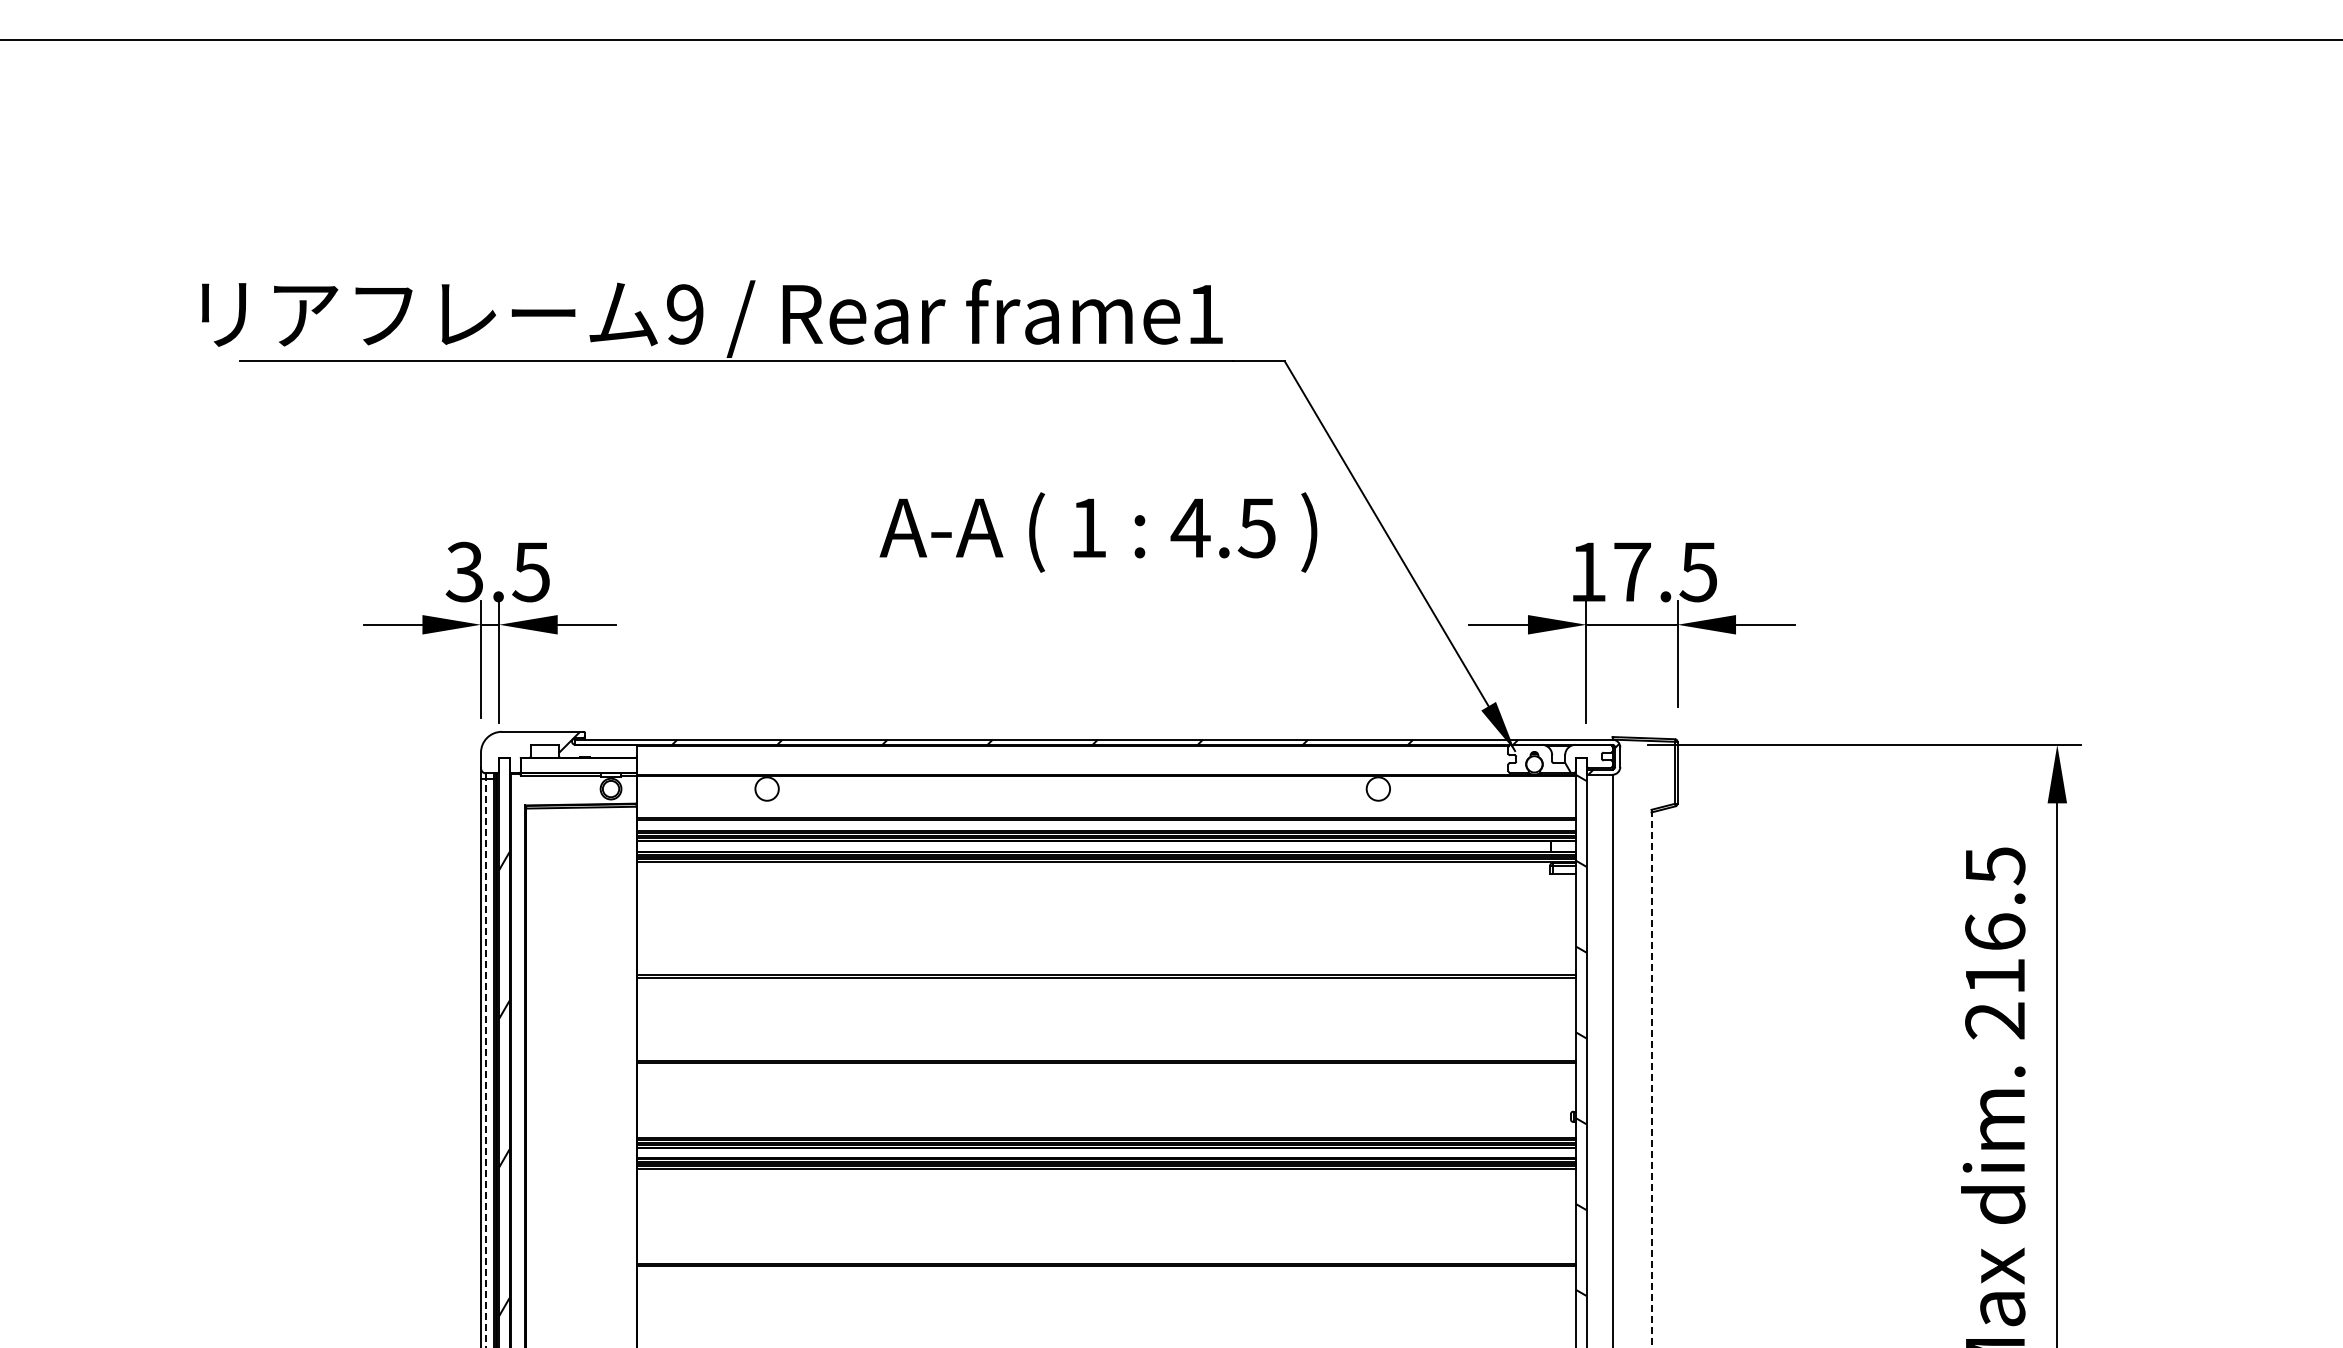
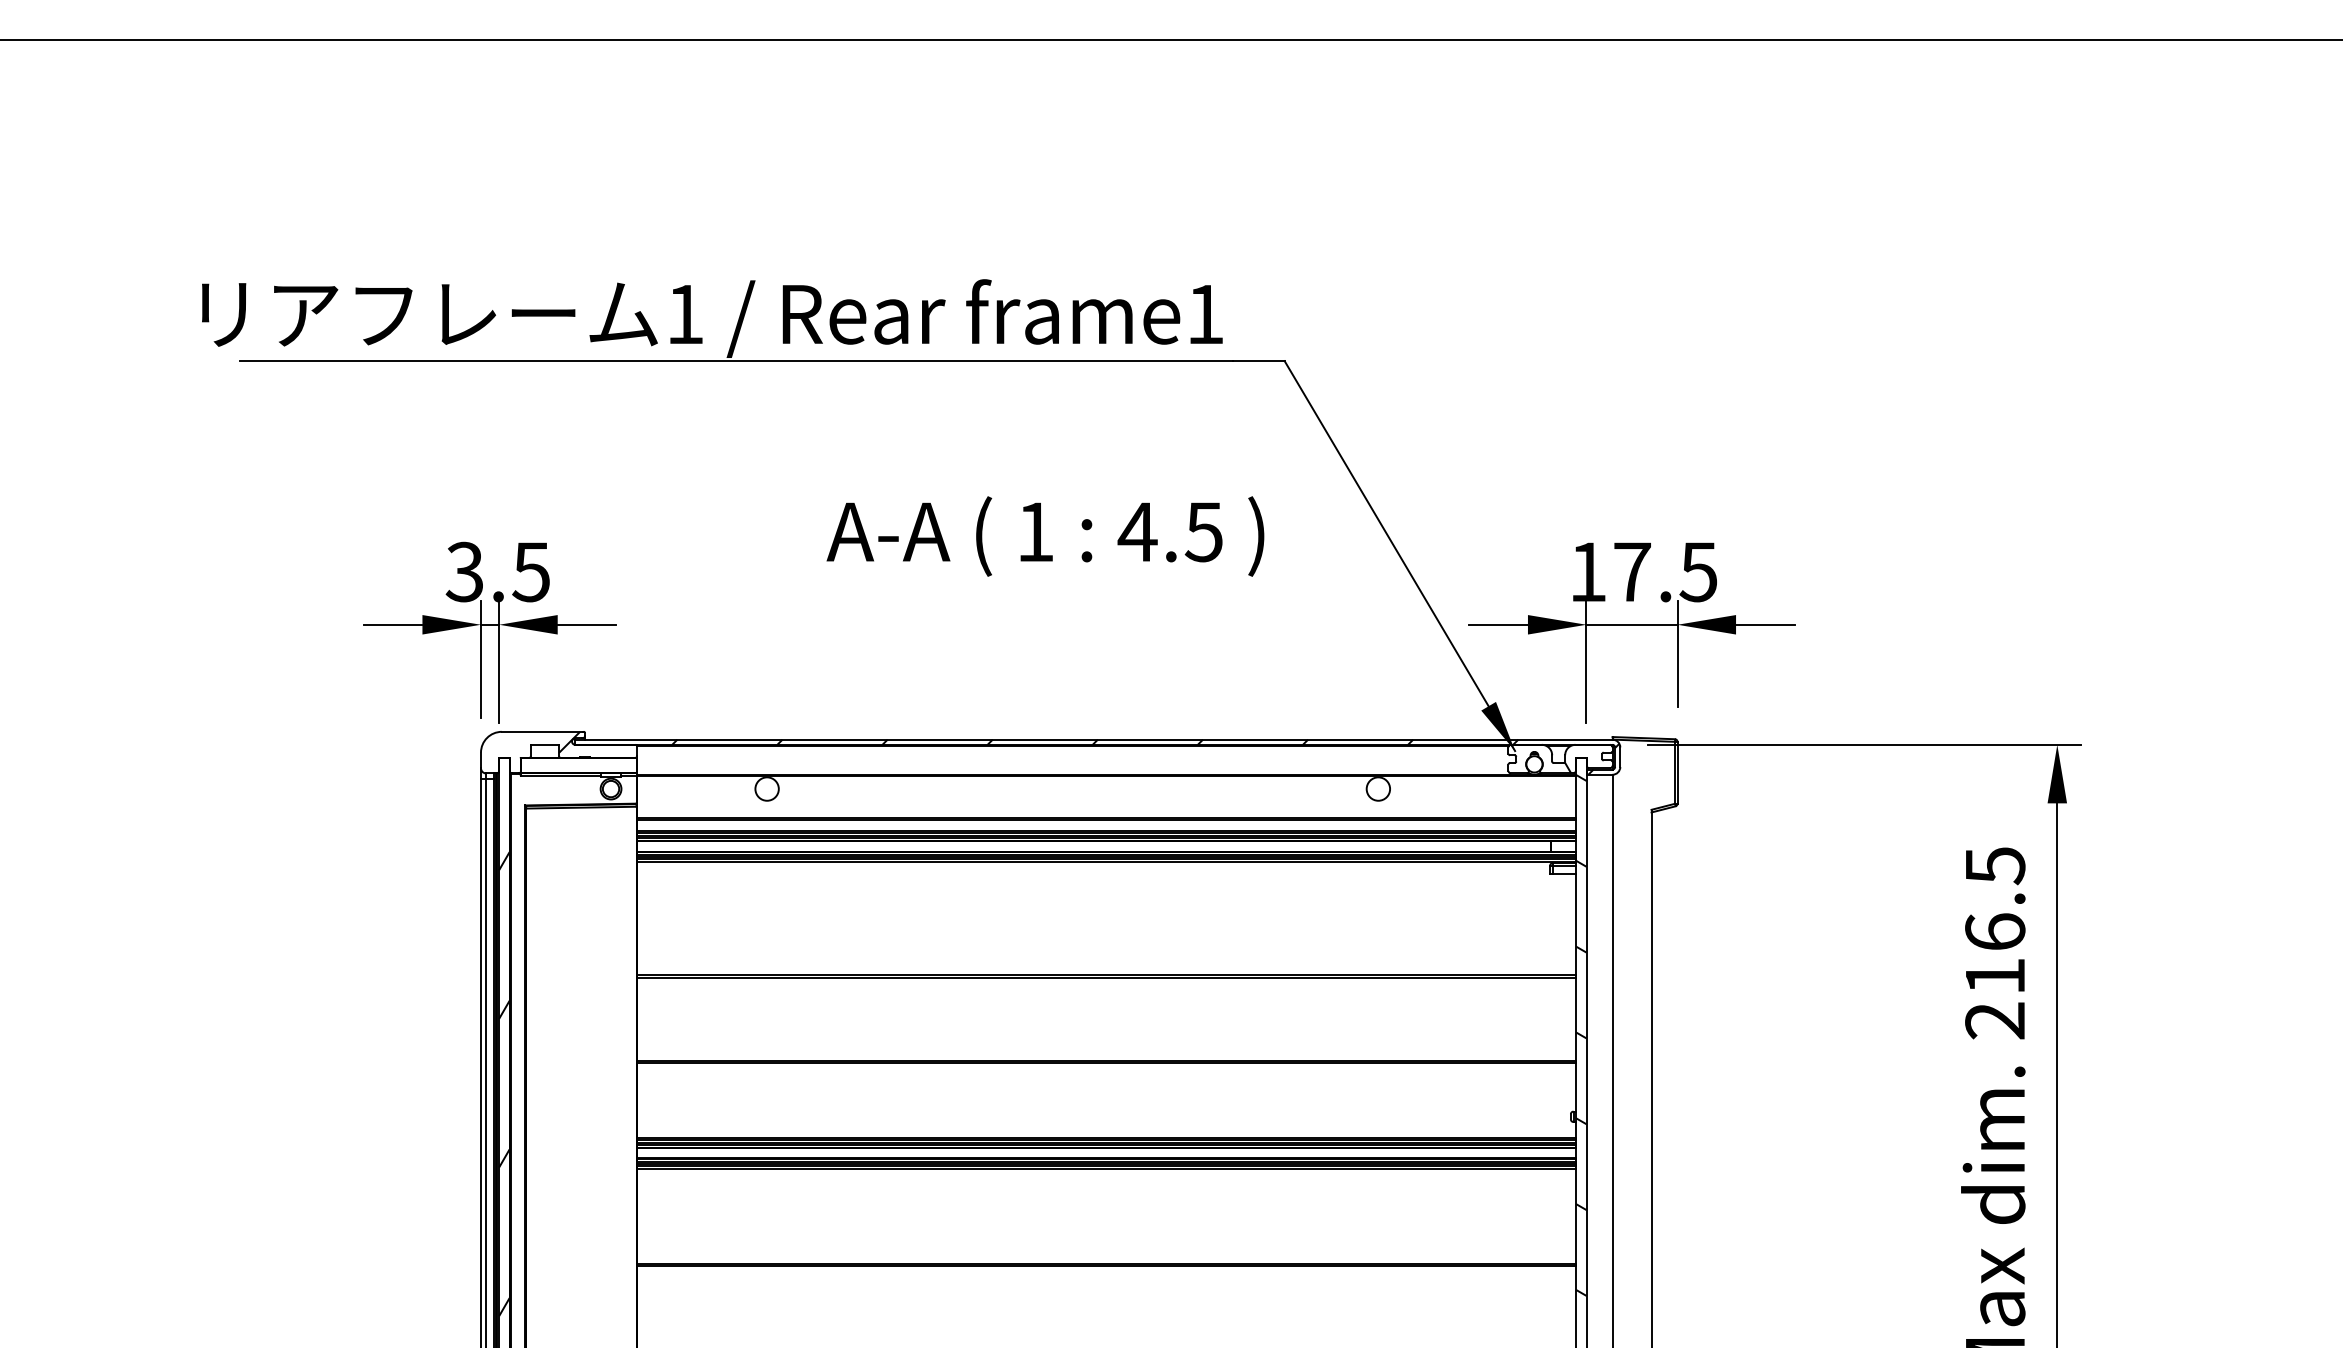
text: 9 -> 1 (685, 314)
text position: (1098, 532) -> (1045, 536) (1045, 536)
line: dashed -> solid (486, 1062)
line: dashed -> solid (1651, 1078)
